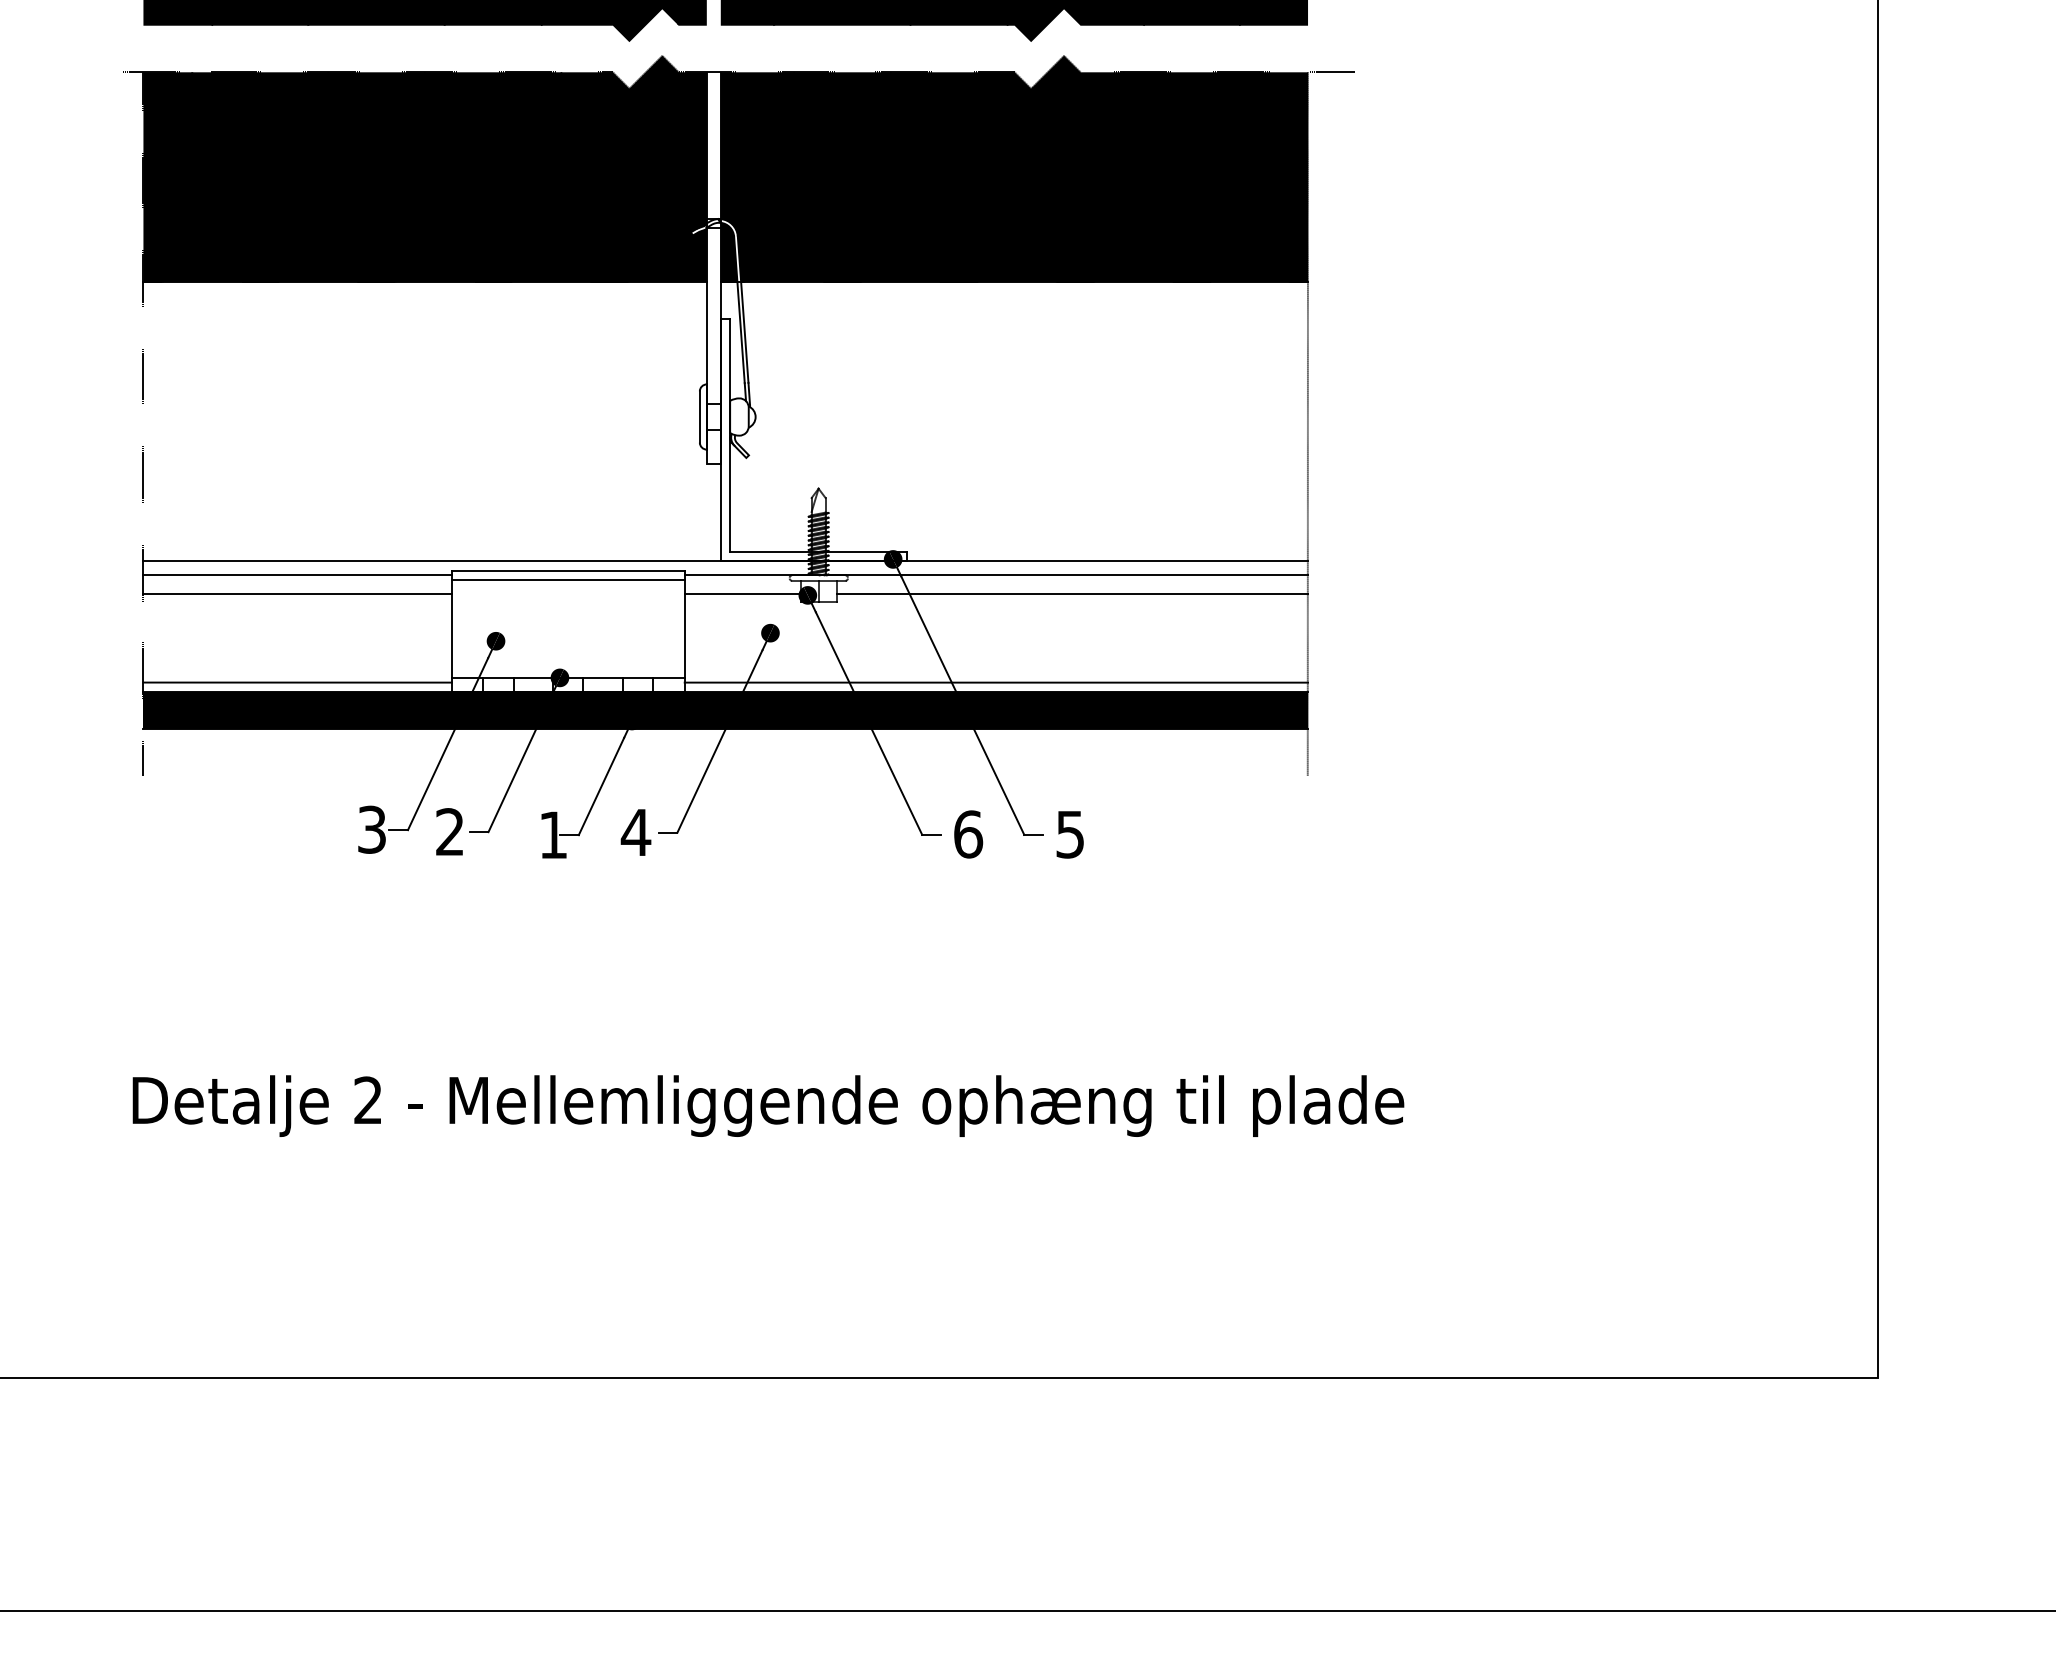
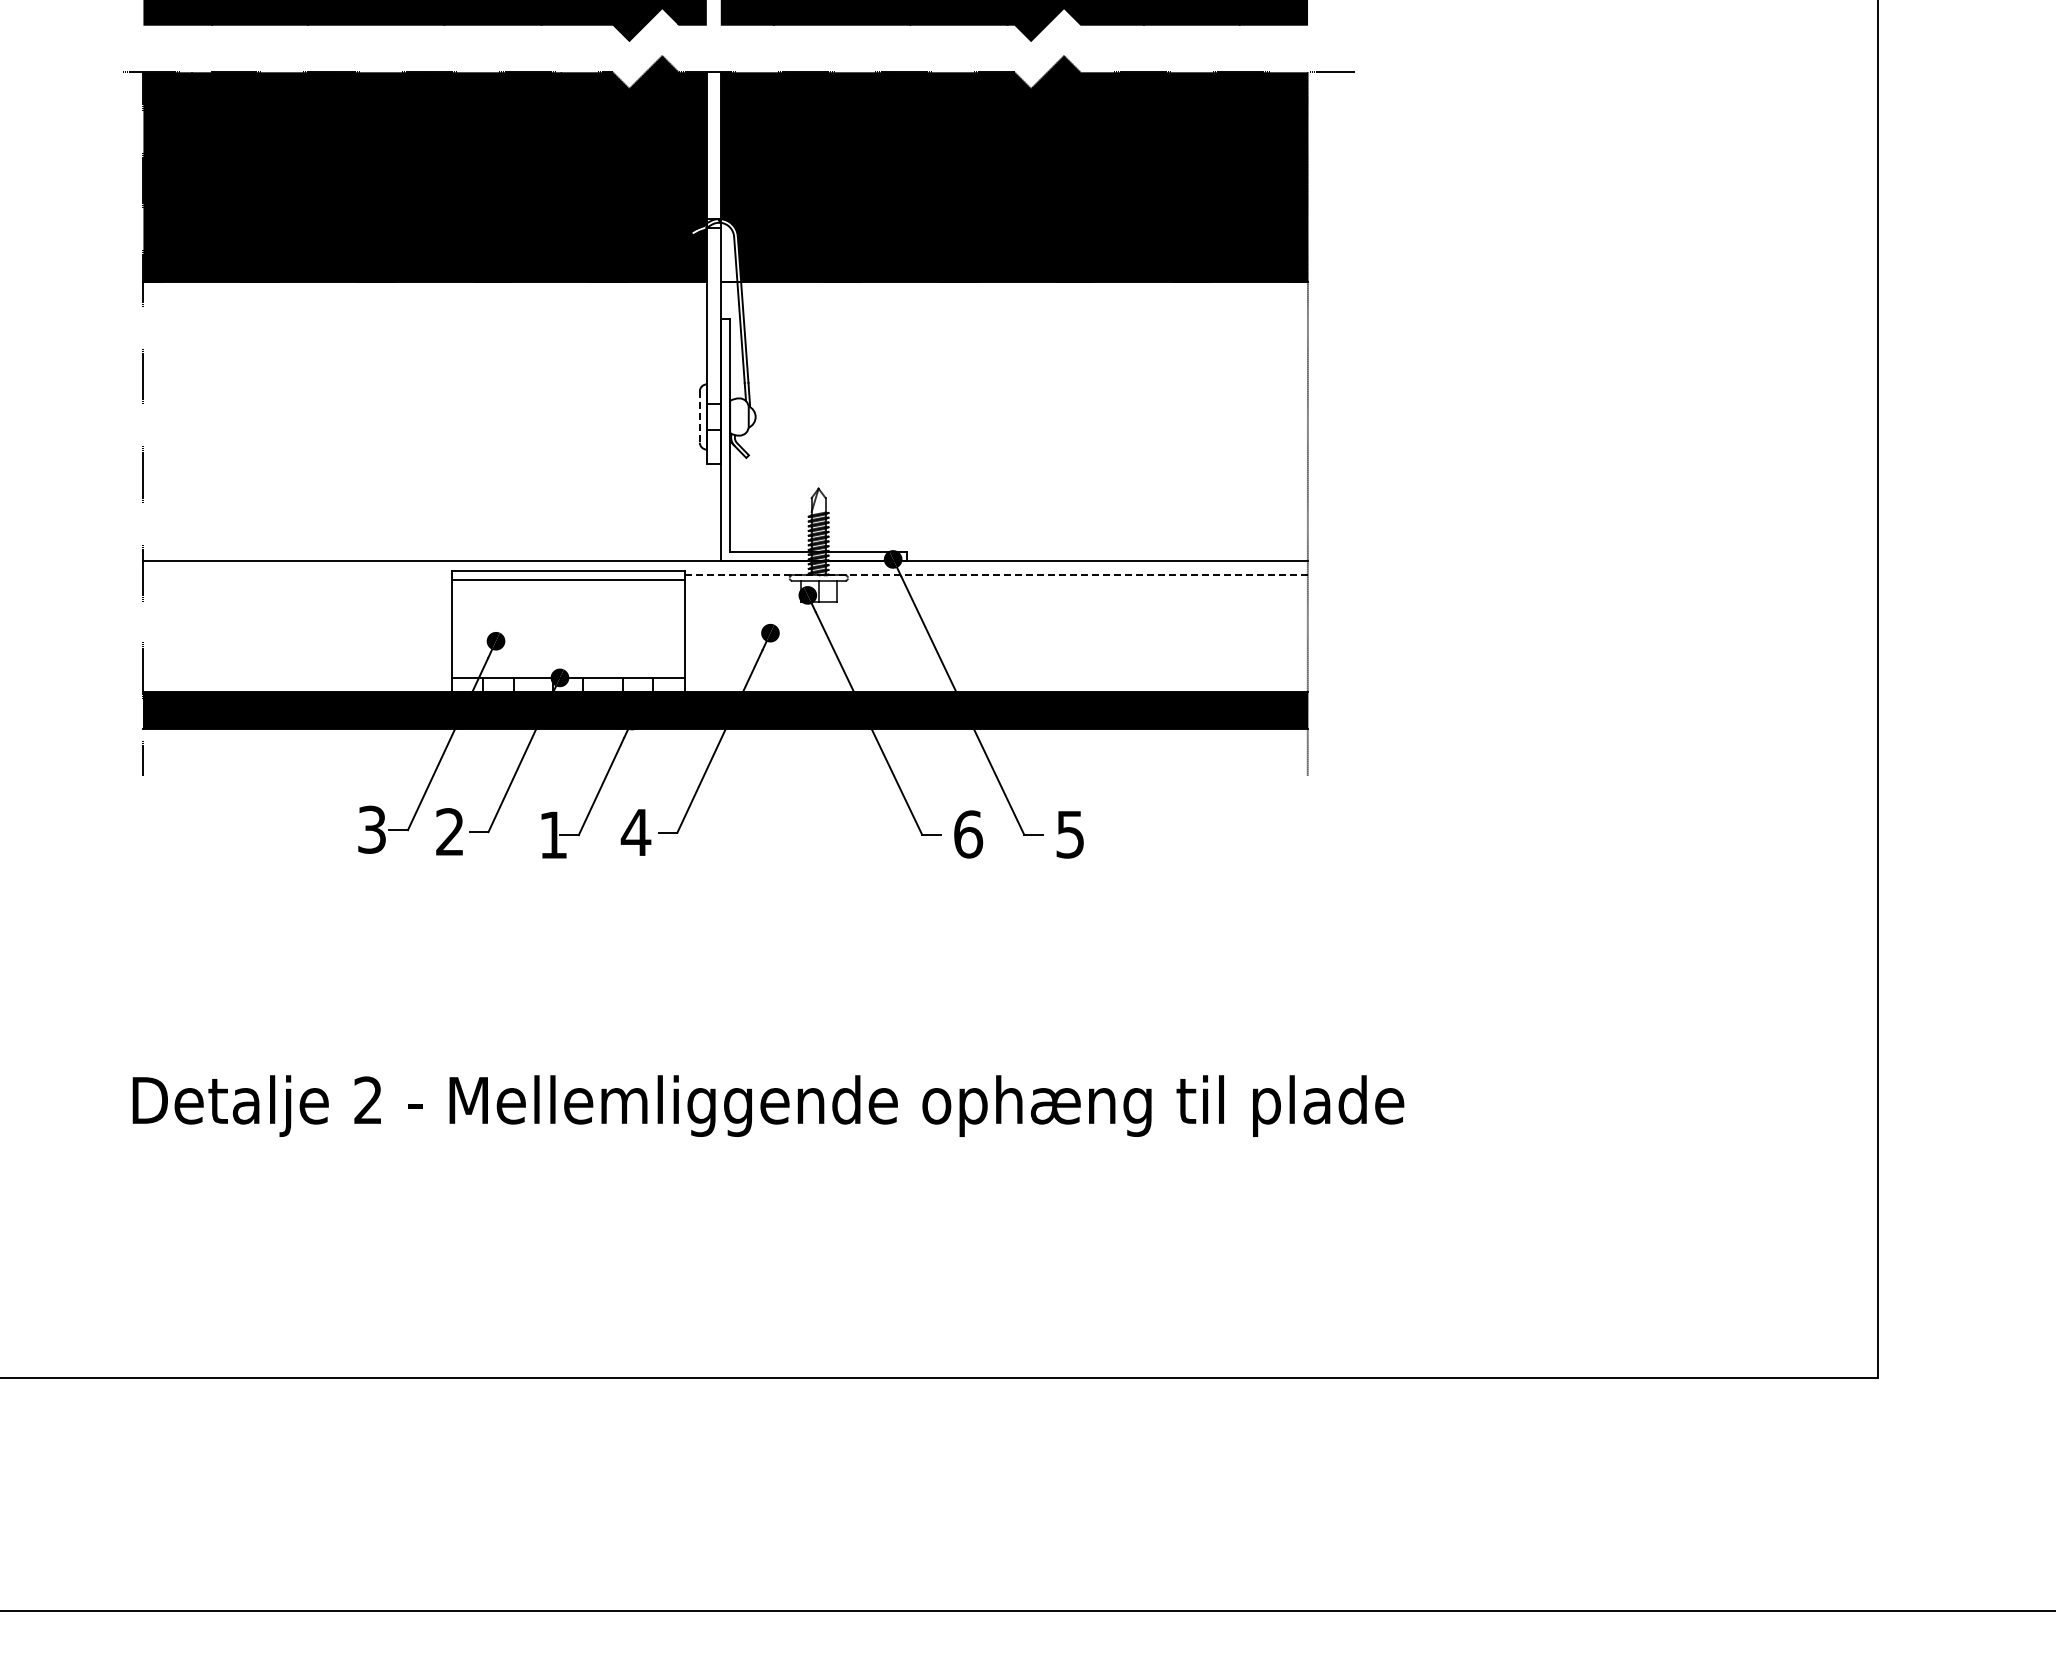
fill: present -> none (728, 251)
line: solid -> dashed (699, 417)
line: present -> none (297, 575)
line: solid -> dashed (996, 575)
line: present -> none (297, 594)
line: present -> none (742, 594)
line: present -> none (1072, 594)
line: present -> none (297, 682)
line: present -> none (996, 682)
